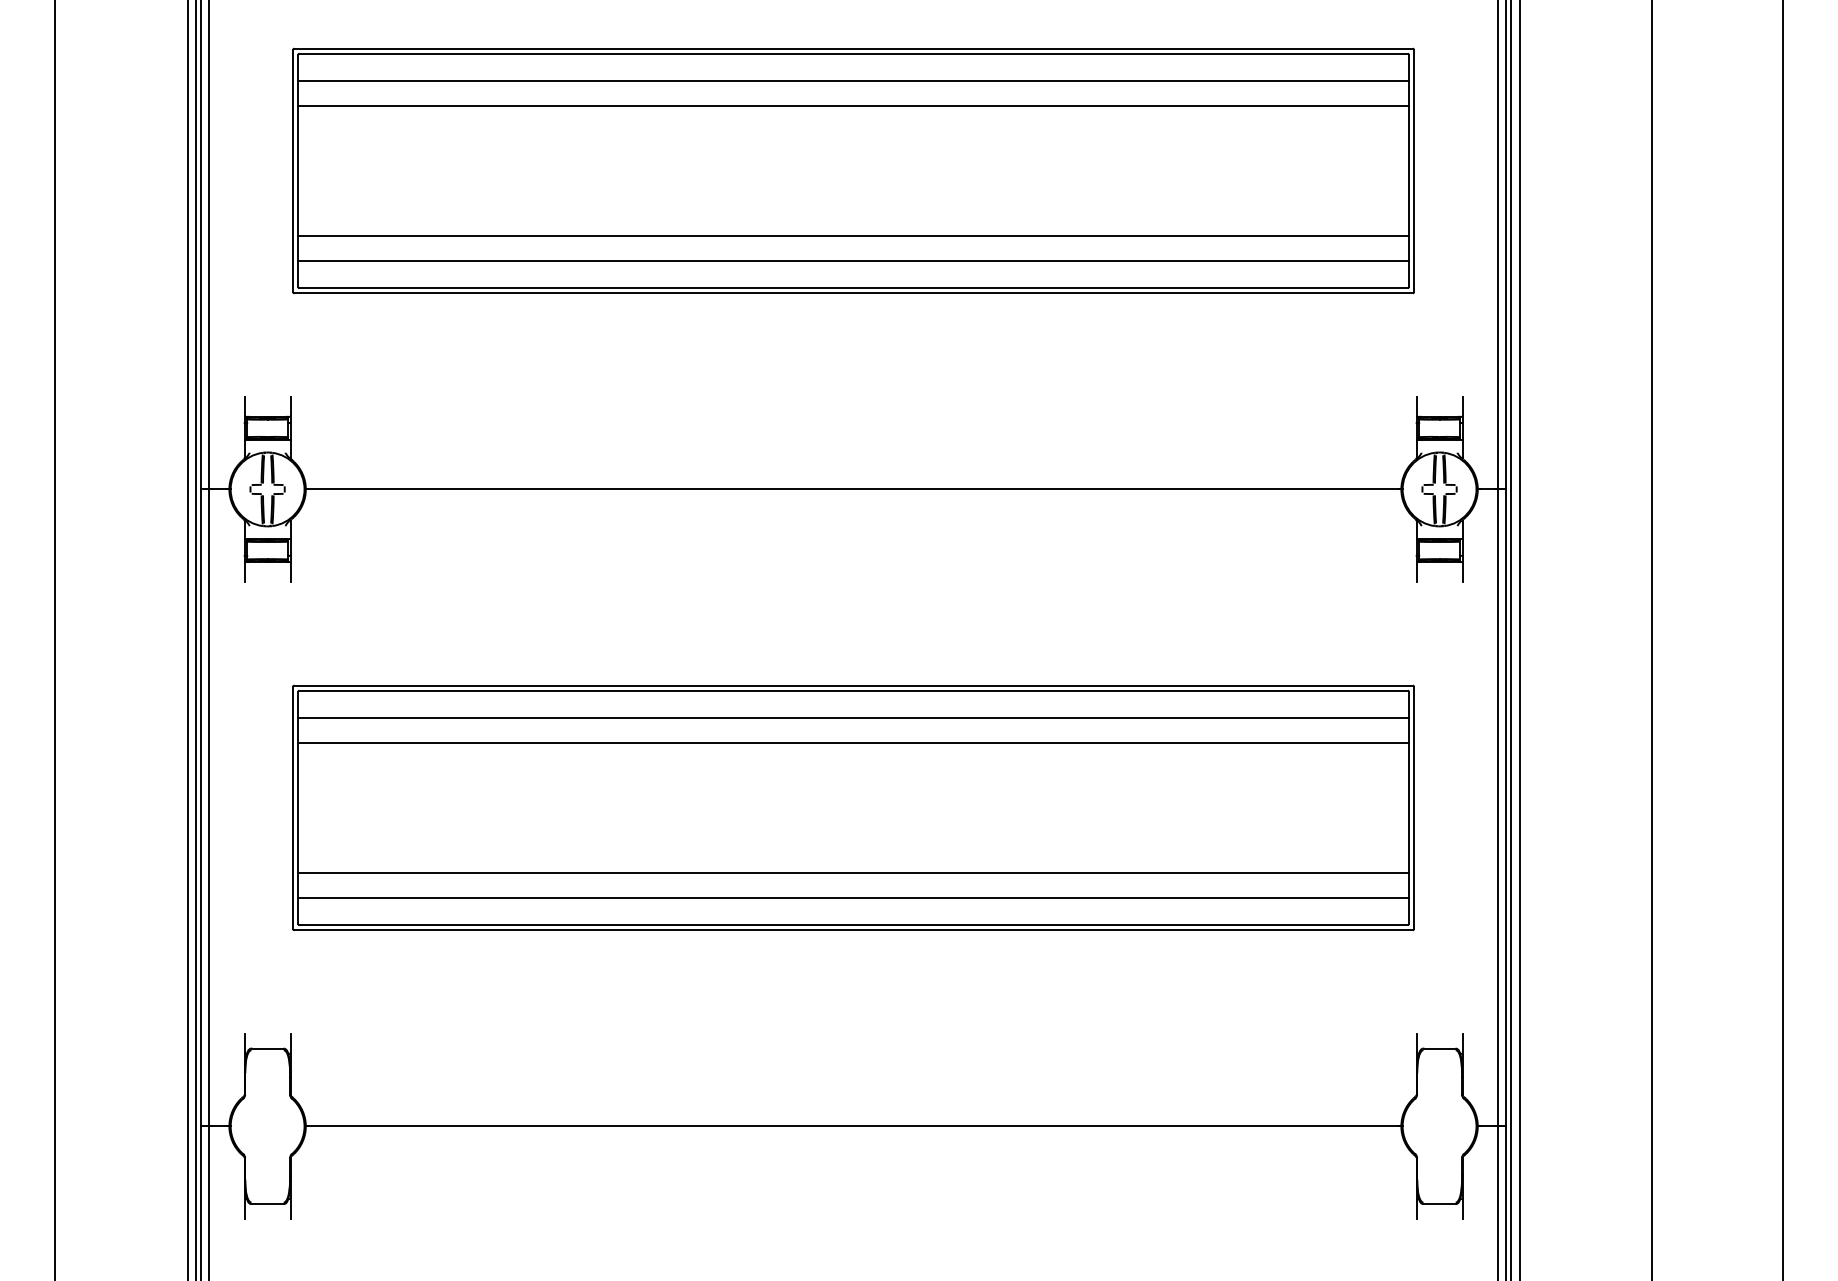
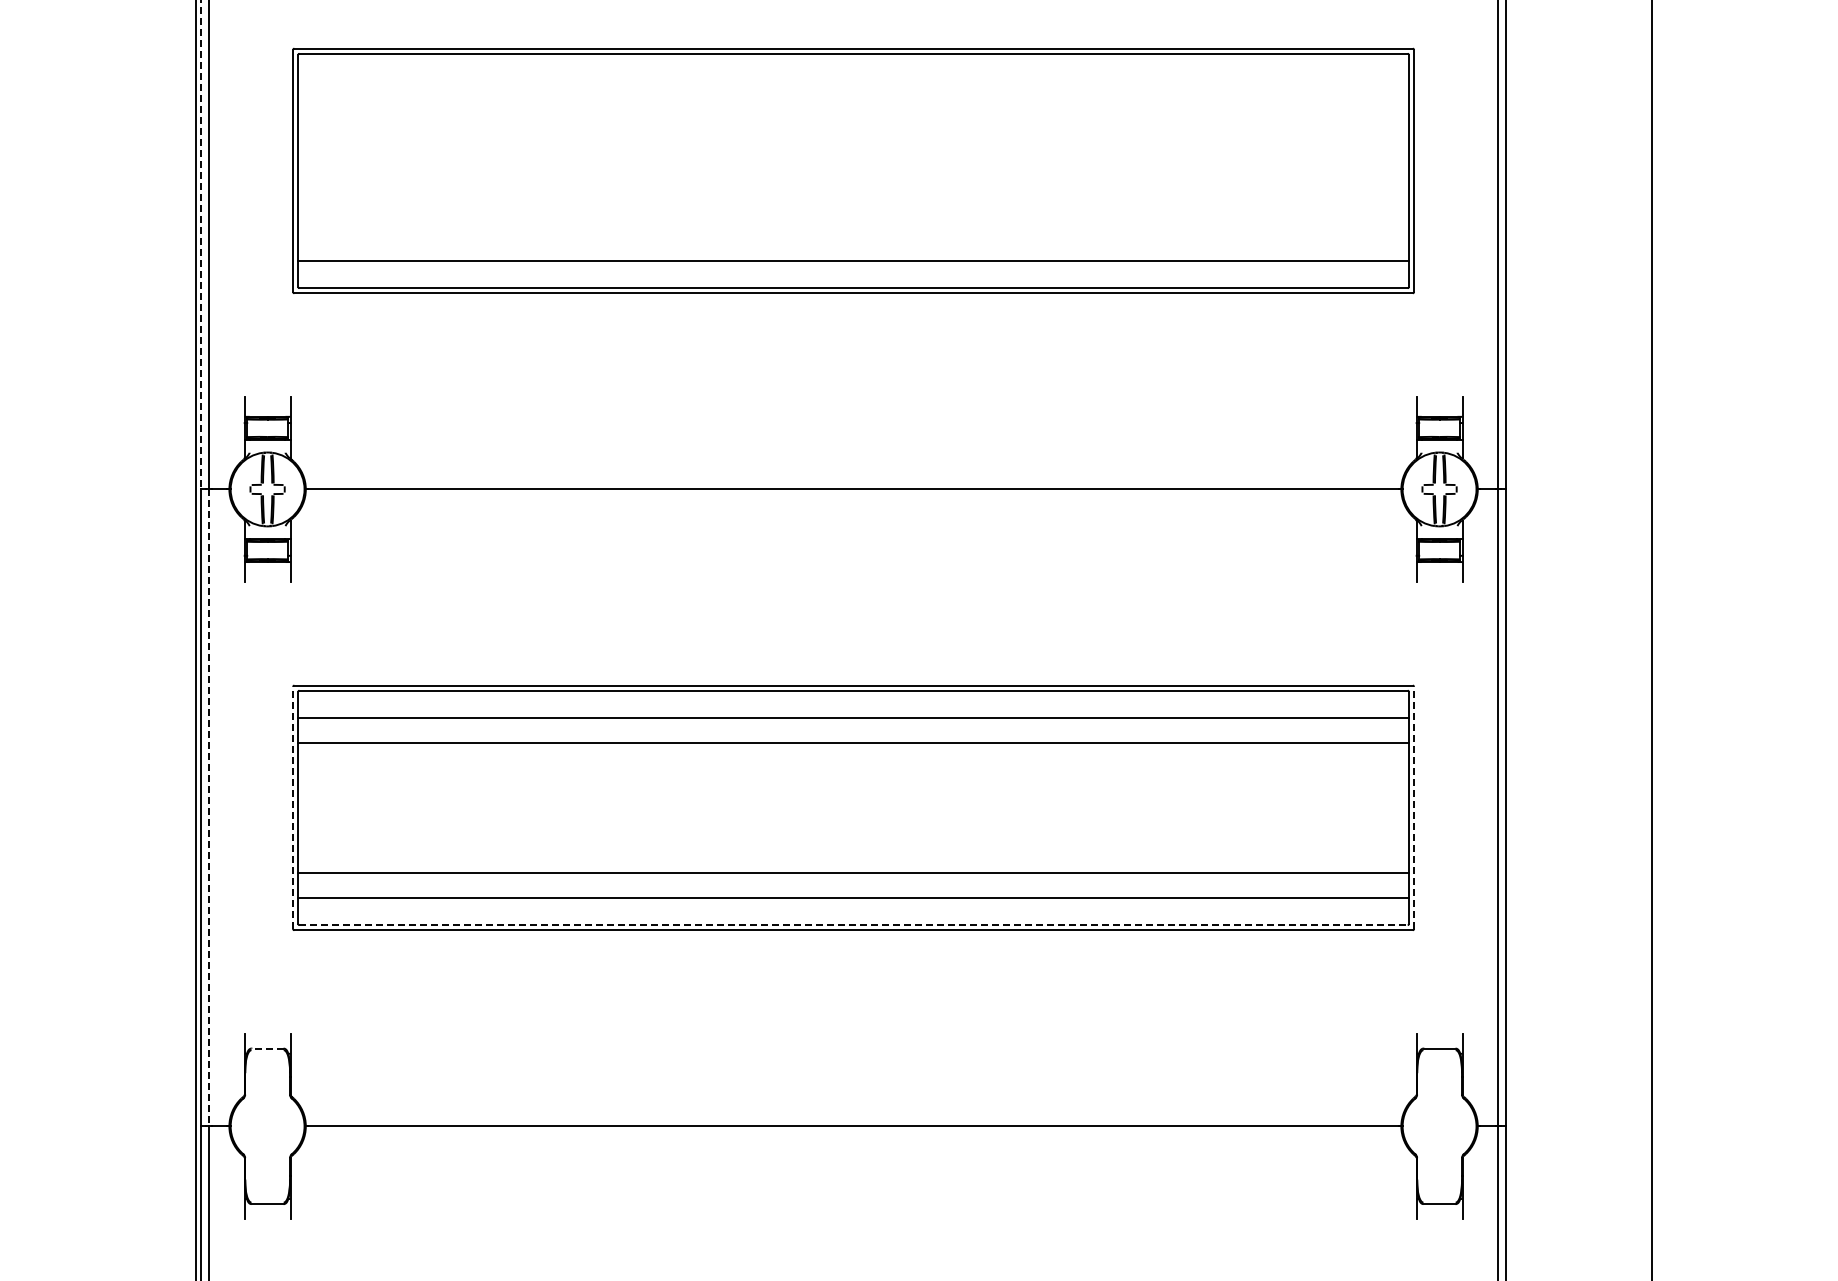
line: present -> none (853, 81)
line: present -> none (853, 106)
line: present -> none (853, 235)
line: solid -> dashed (201, 245)
line: present -> none (55, 639)
line: present -> none (187, 639)
line: present -> none (1510, 639)
line: present -> none (1519, 639)
line: present -> none (1782, 639)
line: solid -> dashed (293, 807)
line: solid -> dashed (1414, 807)
line: solid -> dashed (209, 808)
line: solid -> dashed (854, 925)
line: solid -> dashed (267, 1048)
